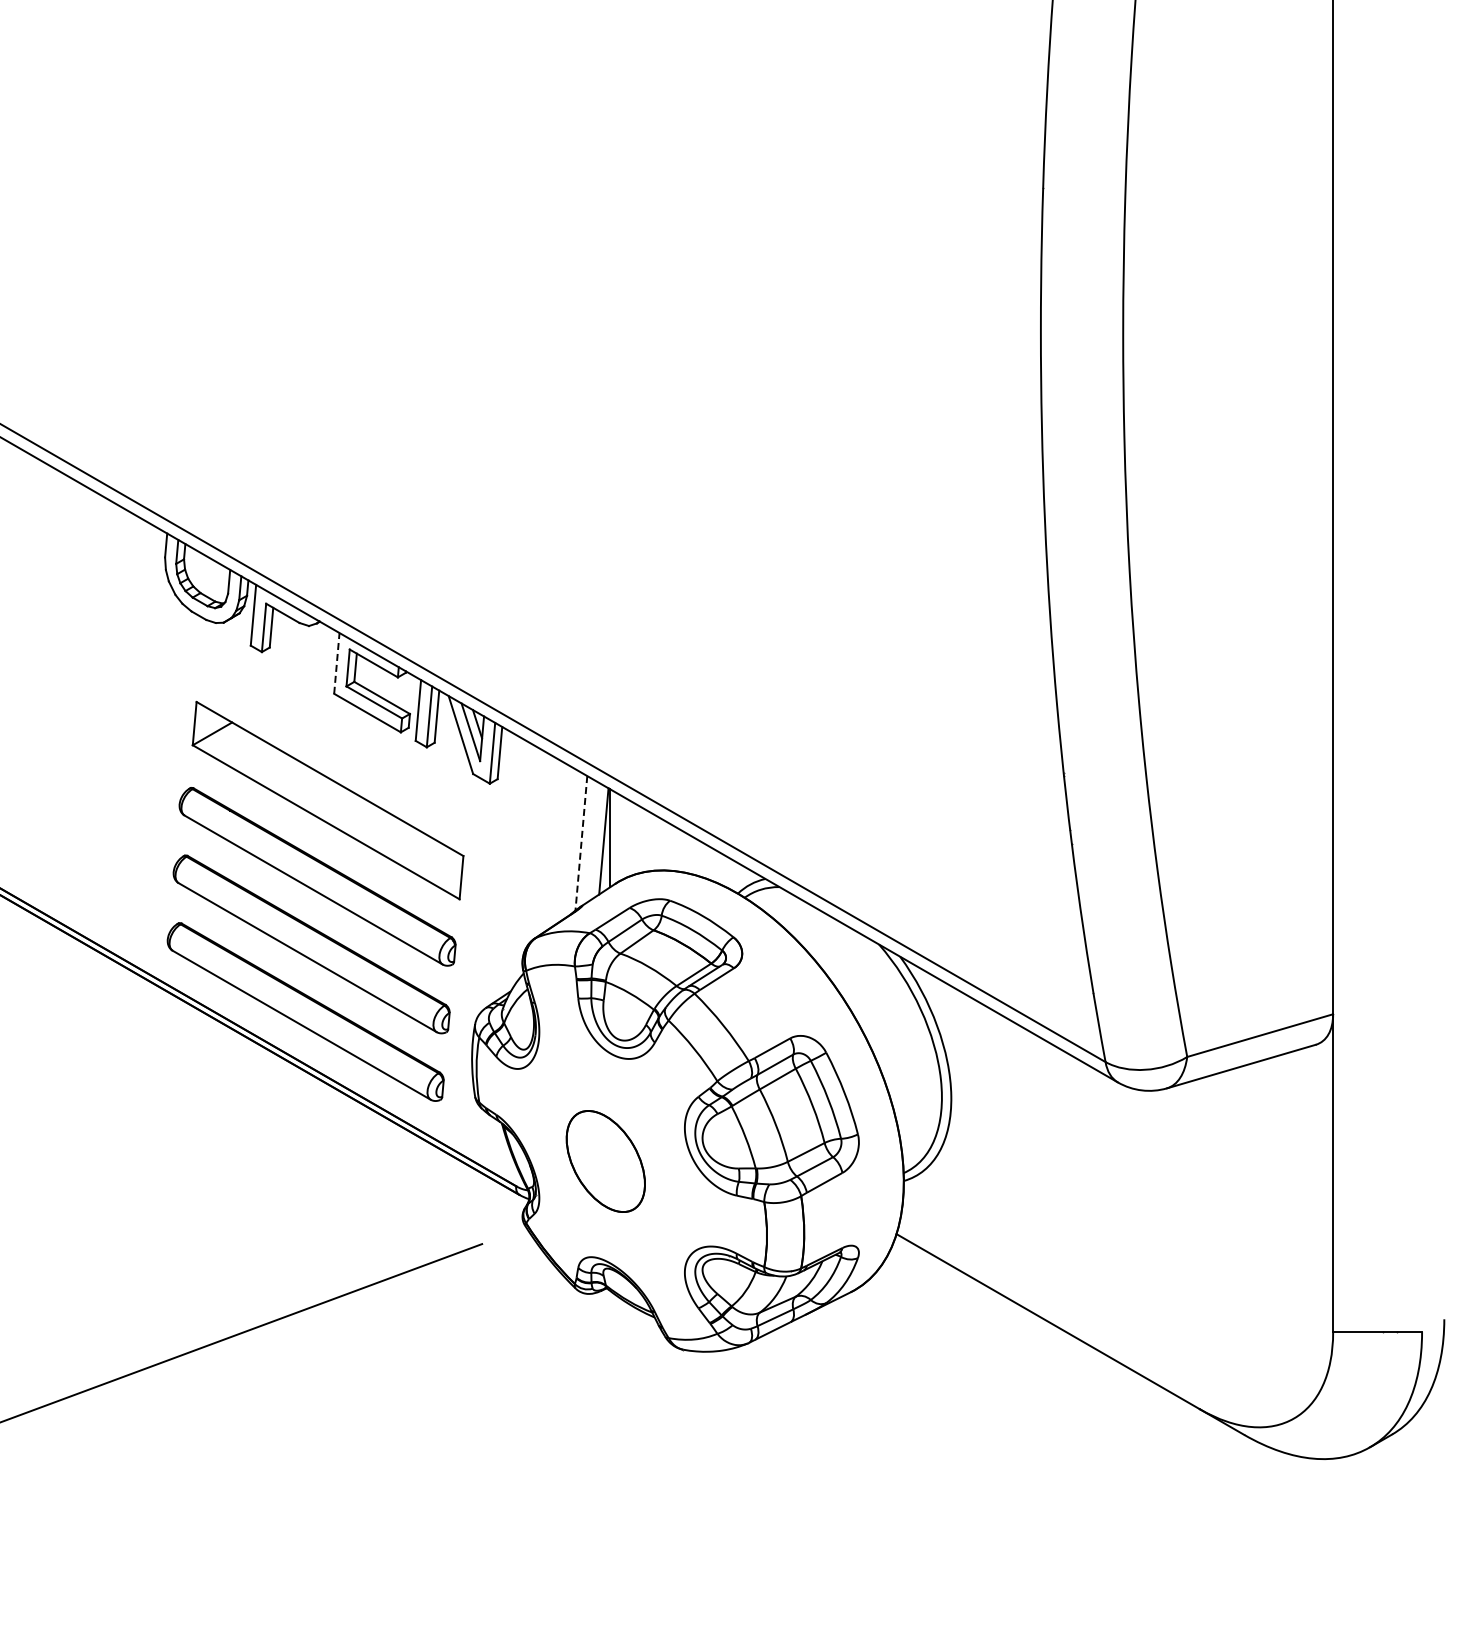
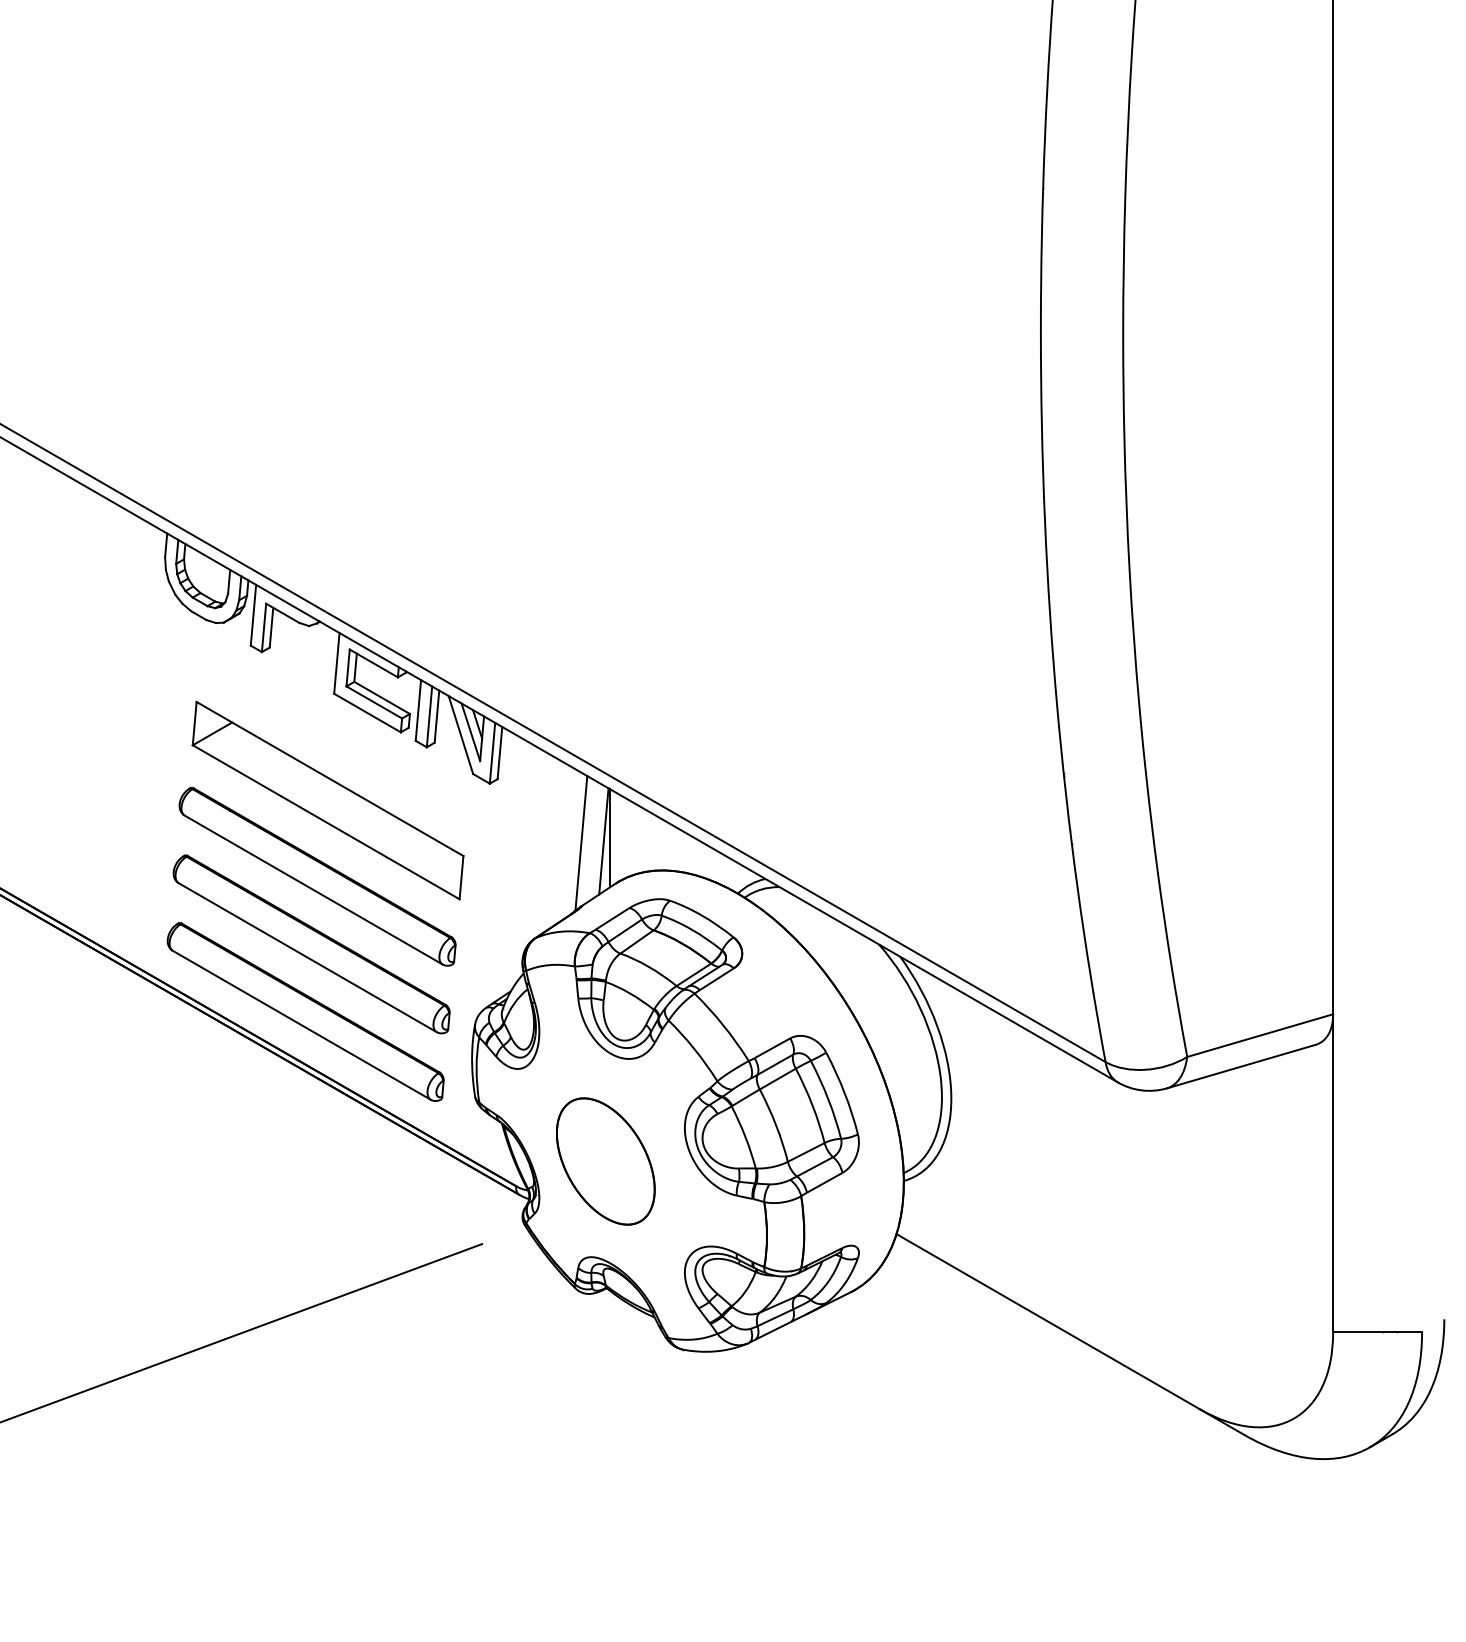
line: dashed -> solid (336, 663)
line: dashed -> solid (581, 843)
part size: 81x103 px -> 100x129 px (605, 1161)
